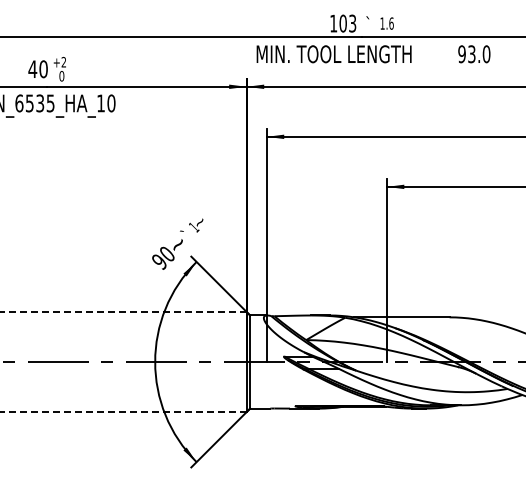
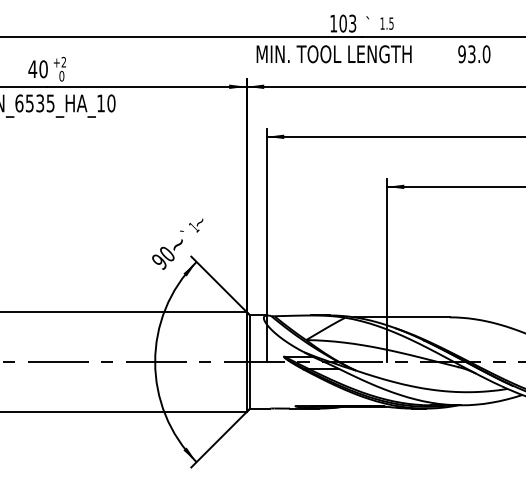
text: 1.6 -> 1.5 (391, 23)
line: dashed -> solid (123, 311)
line: dashed -> solid (123, 412)
